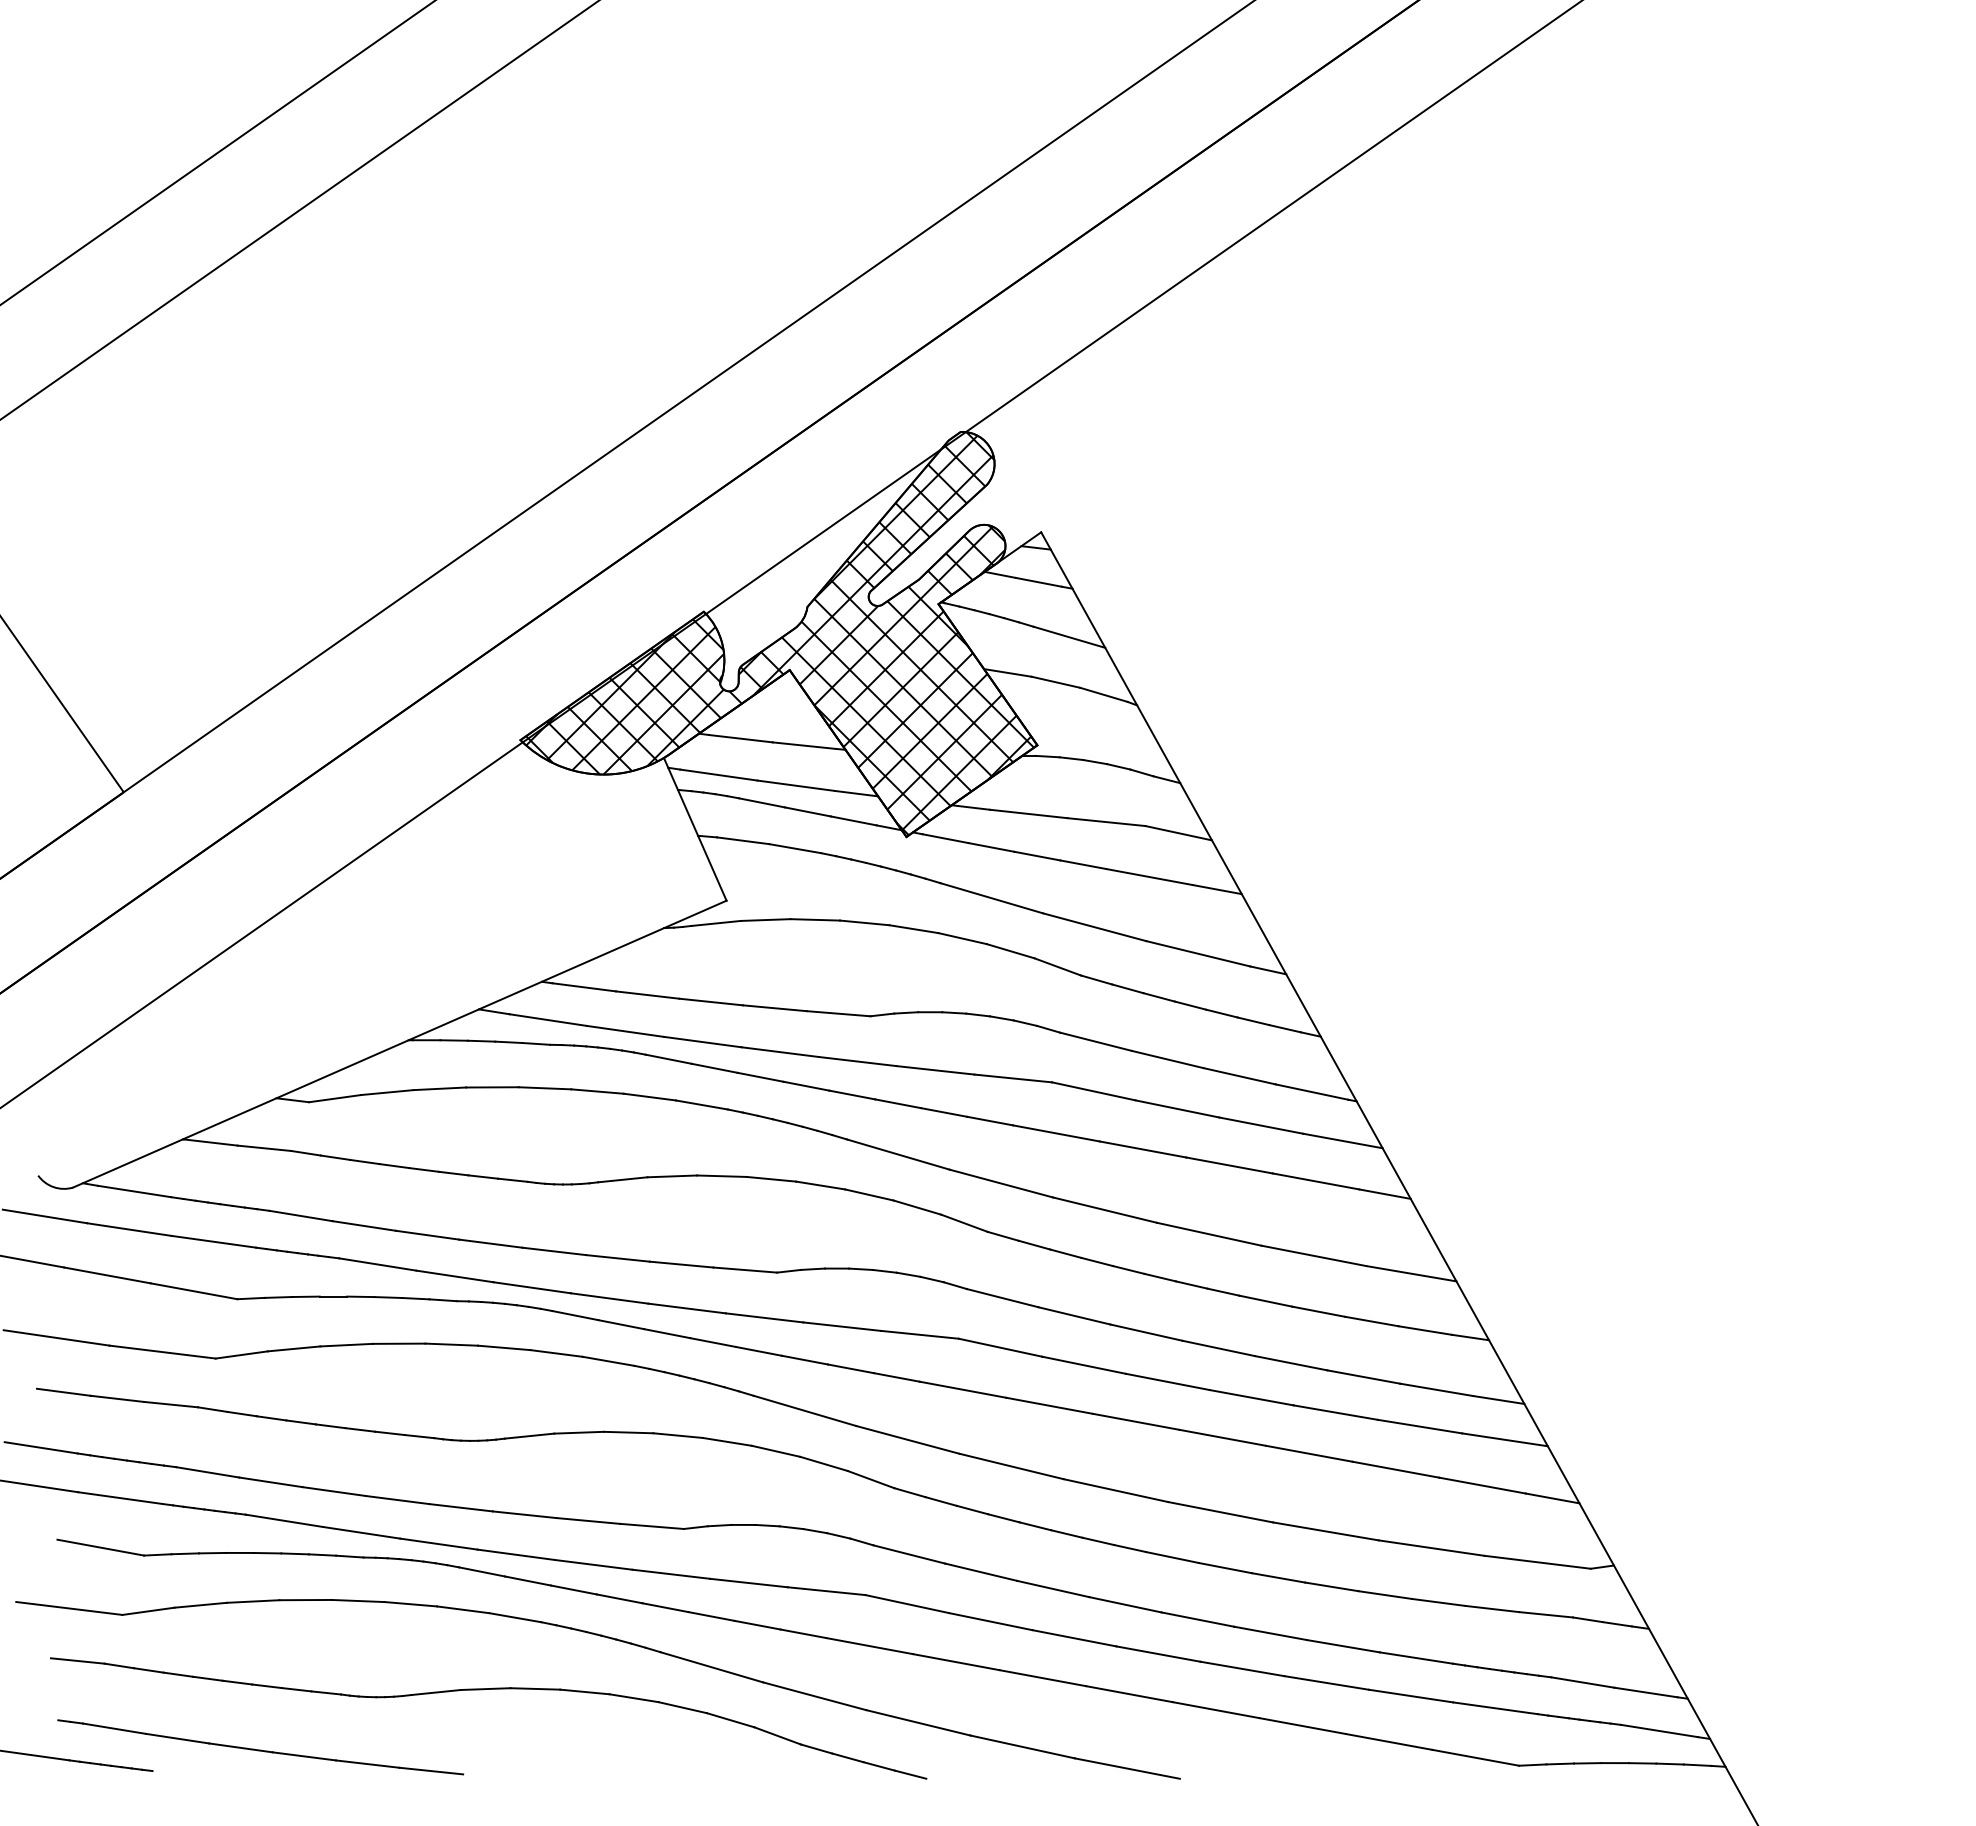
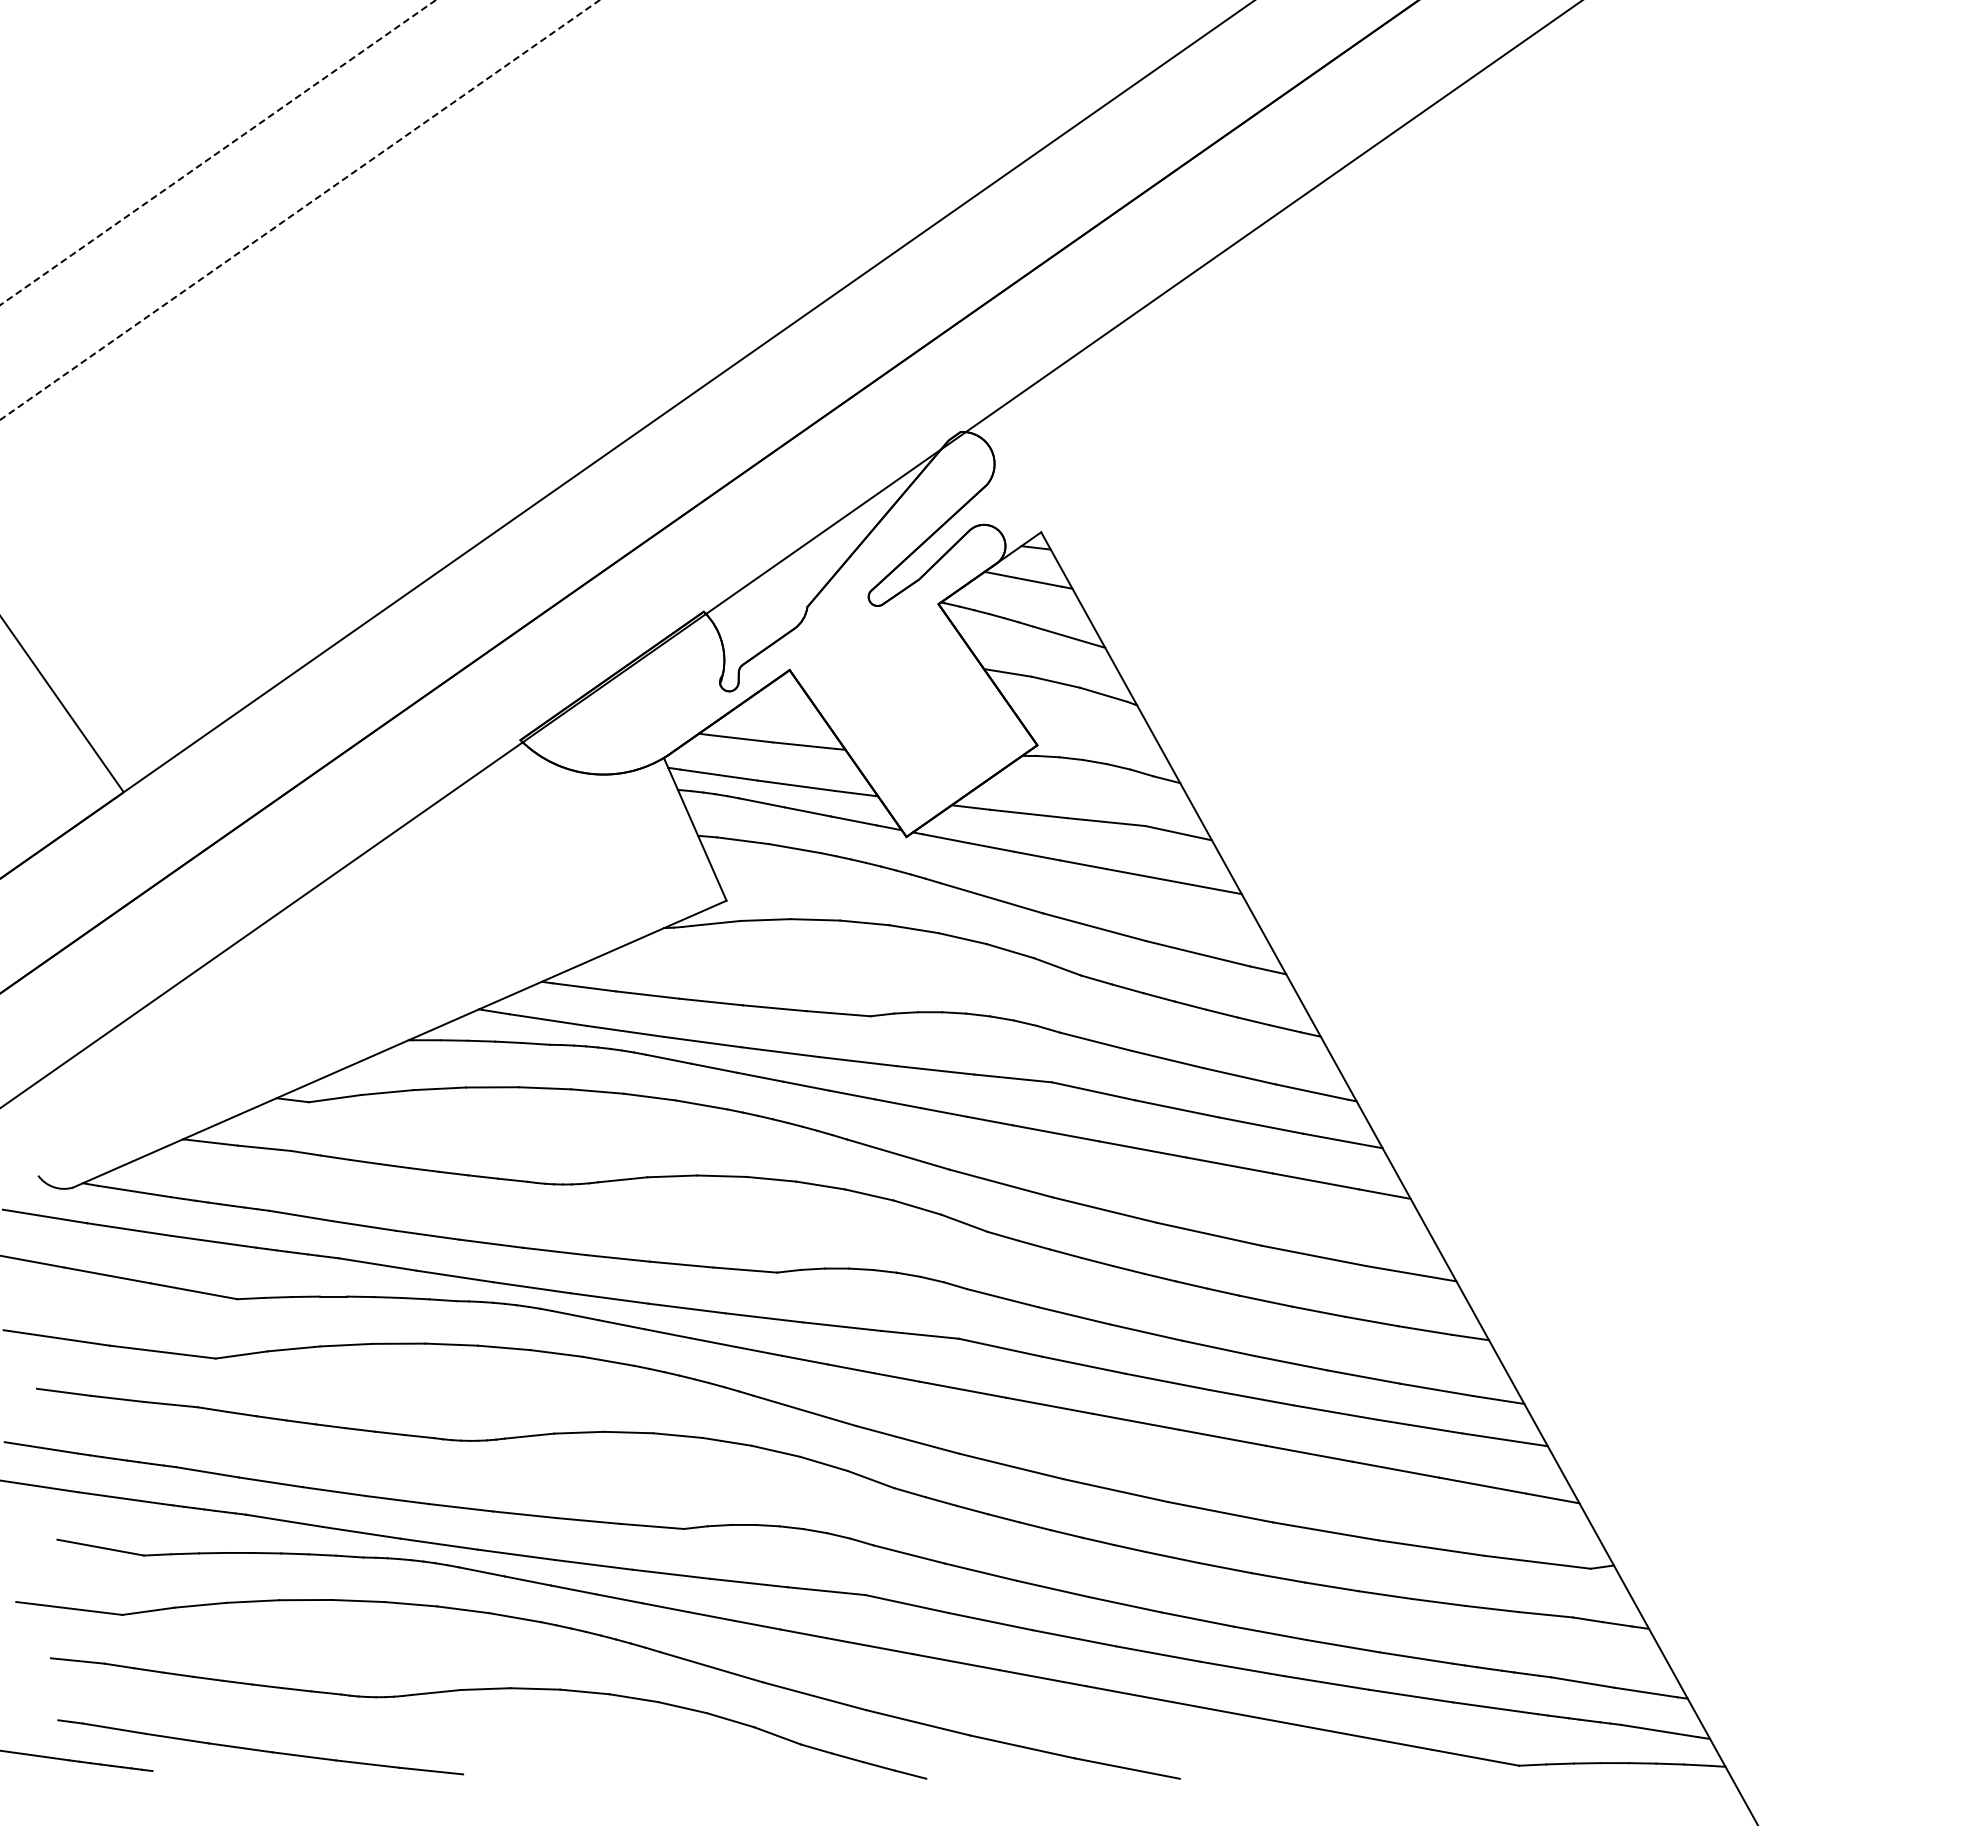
line: solid -> dashed (81, 362)
hatch: present -> none (780, 633)
